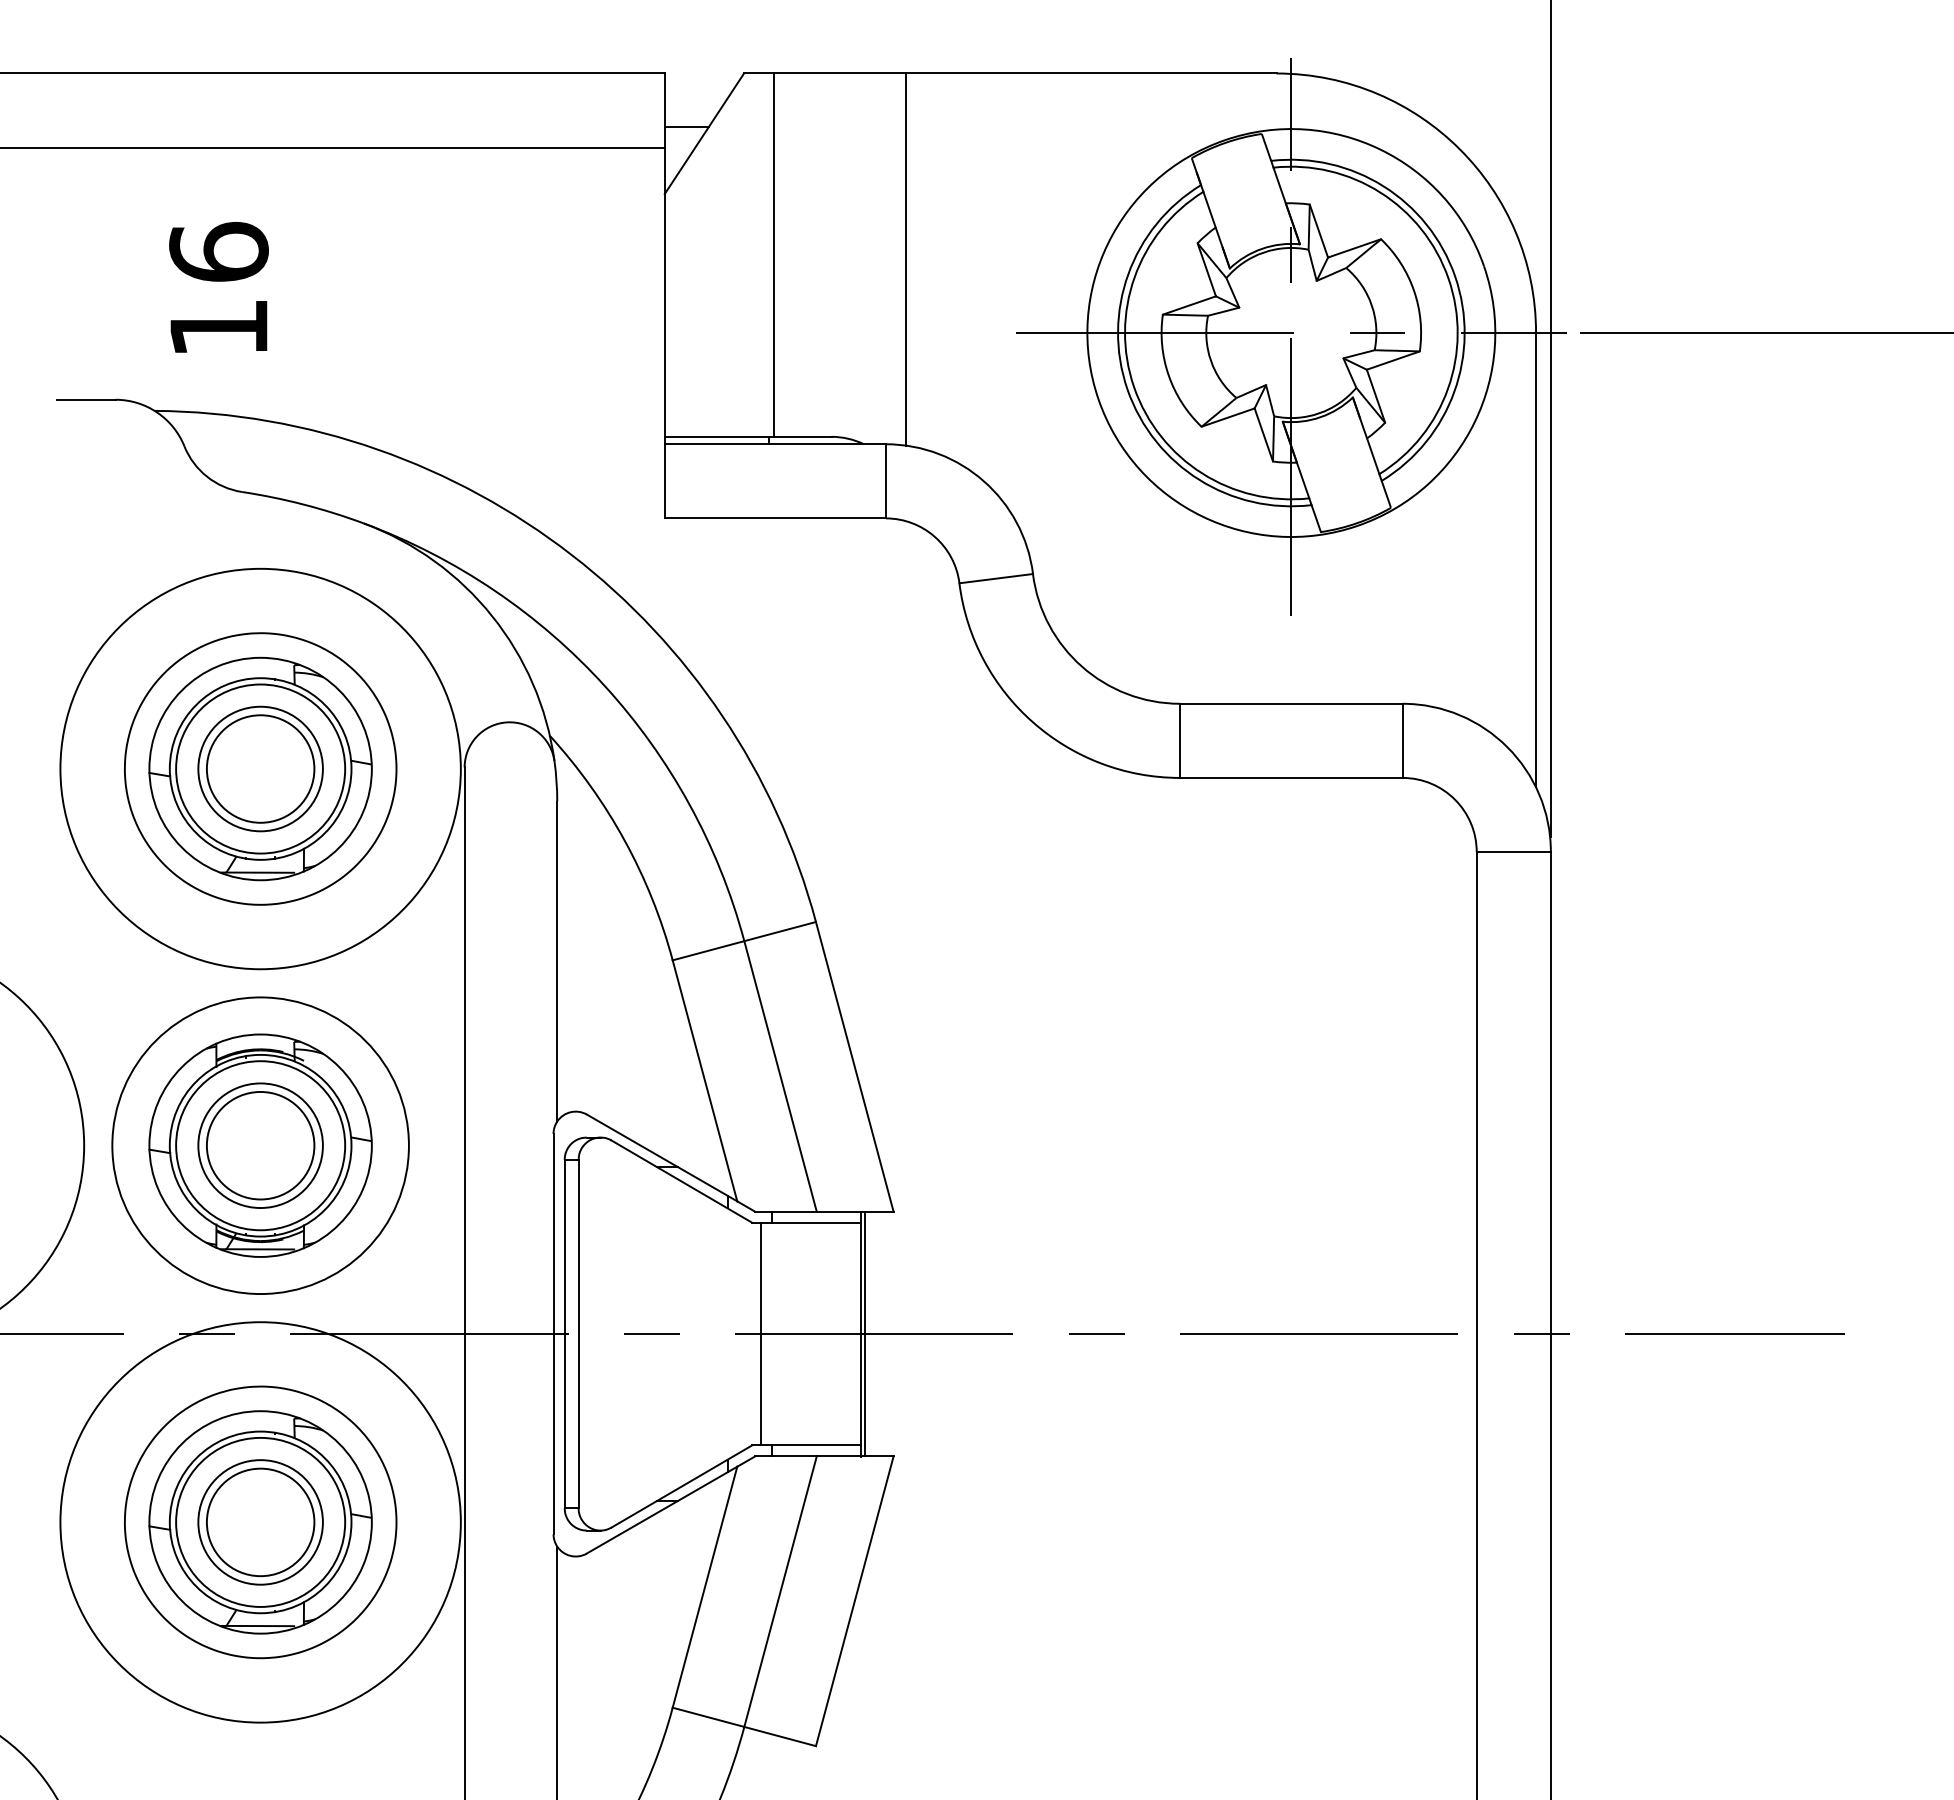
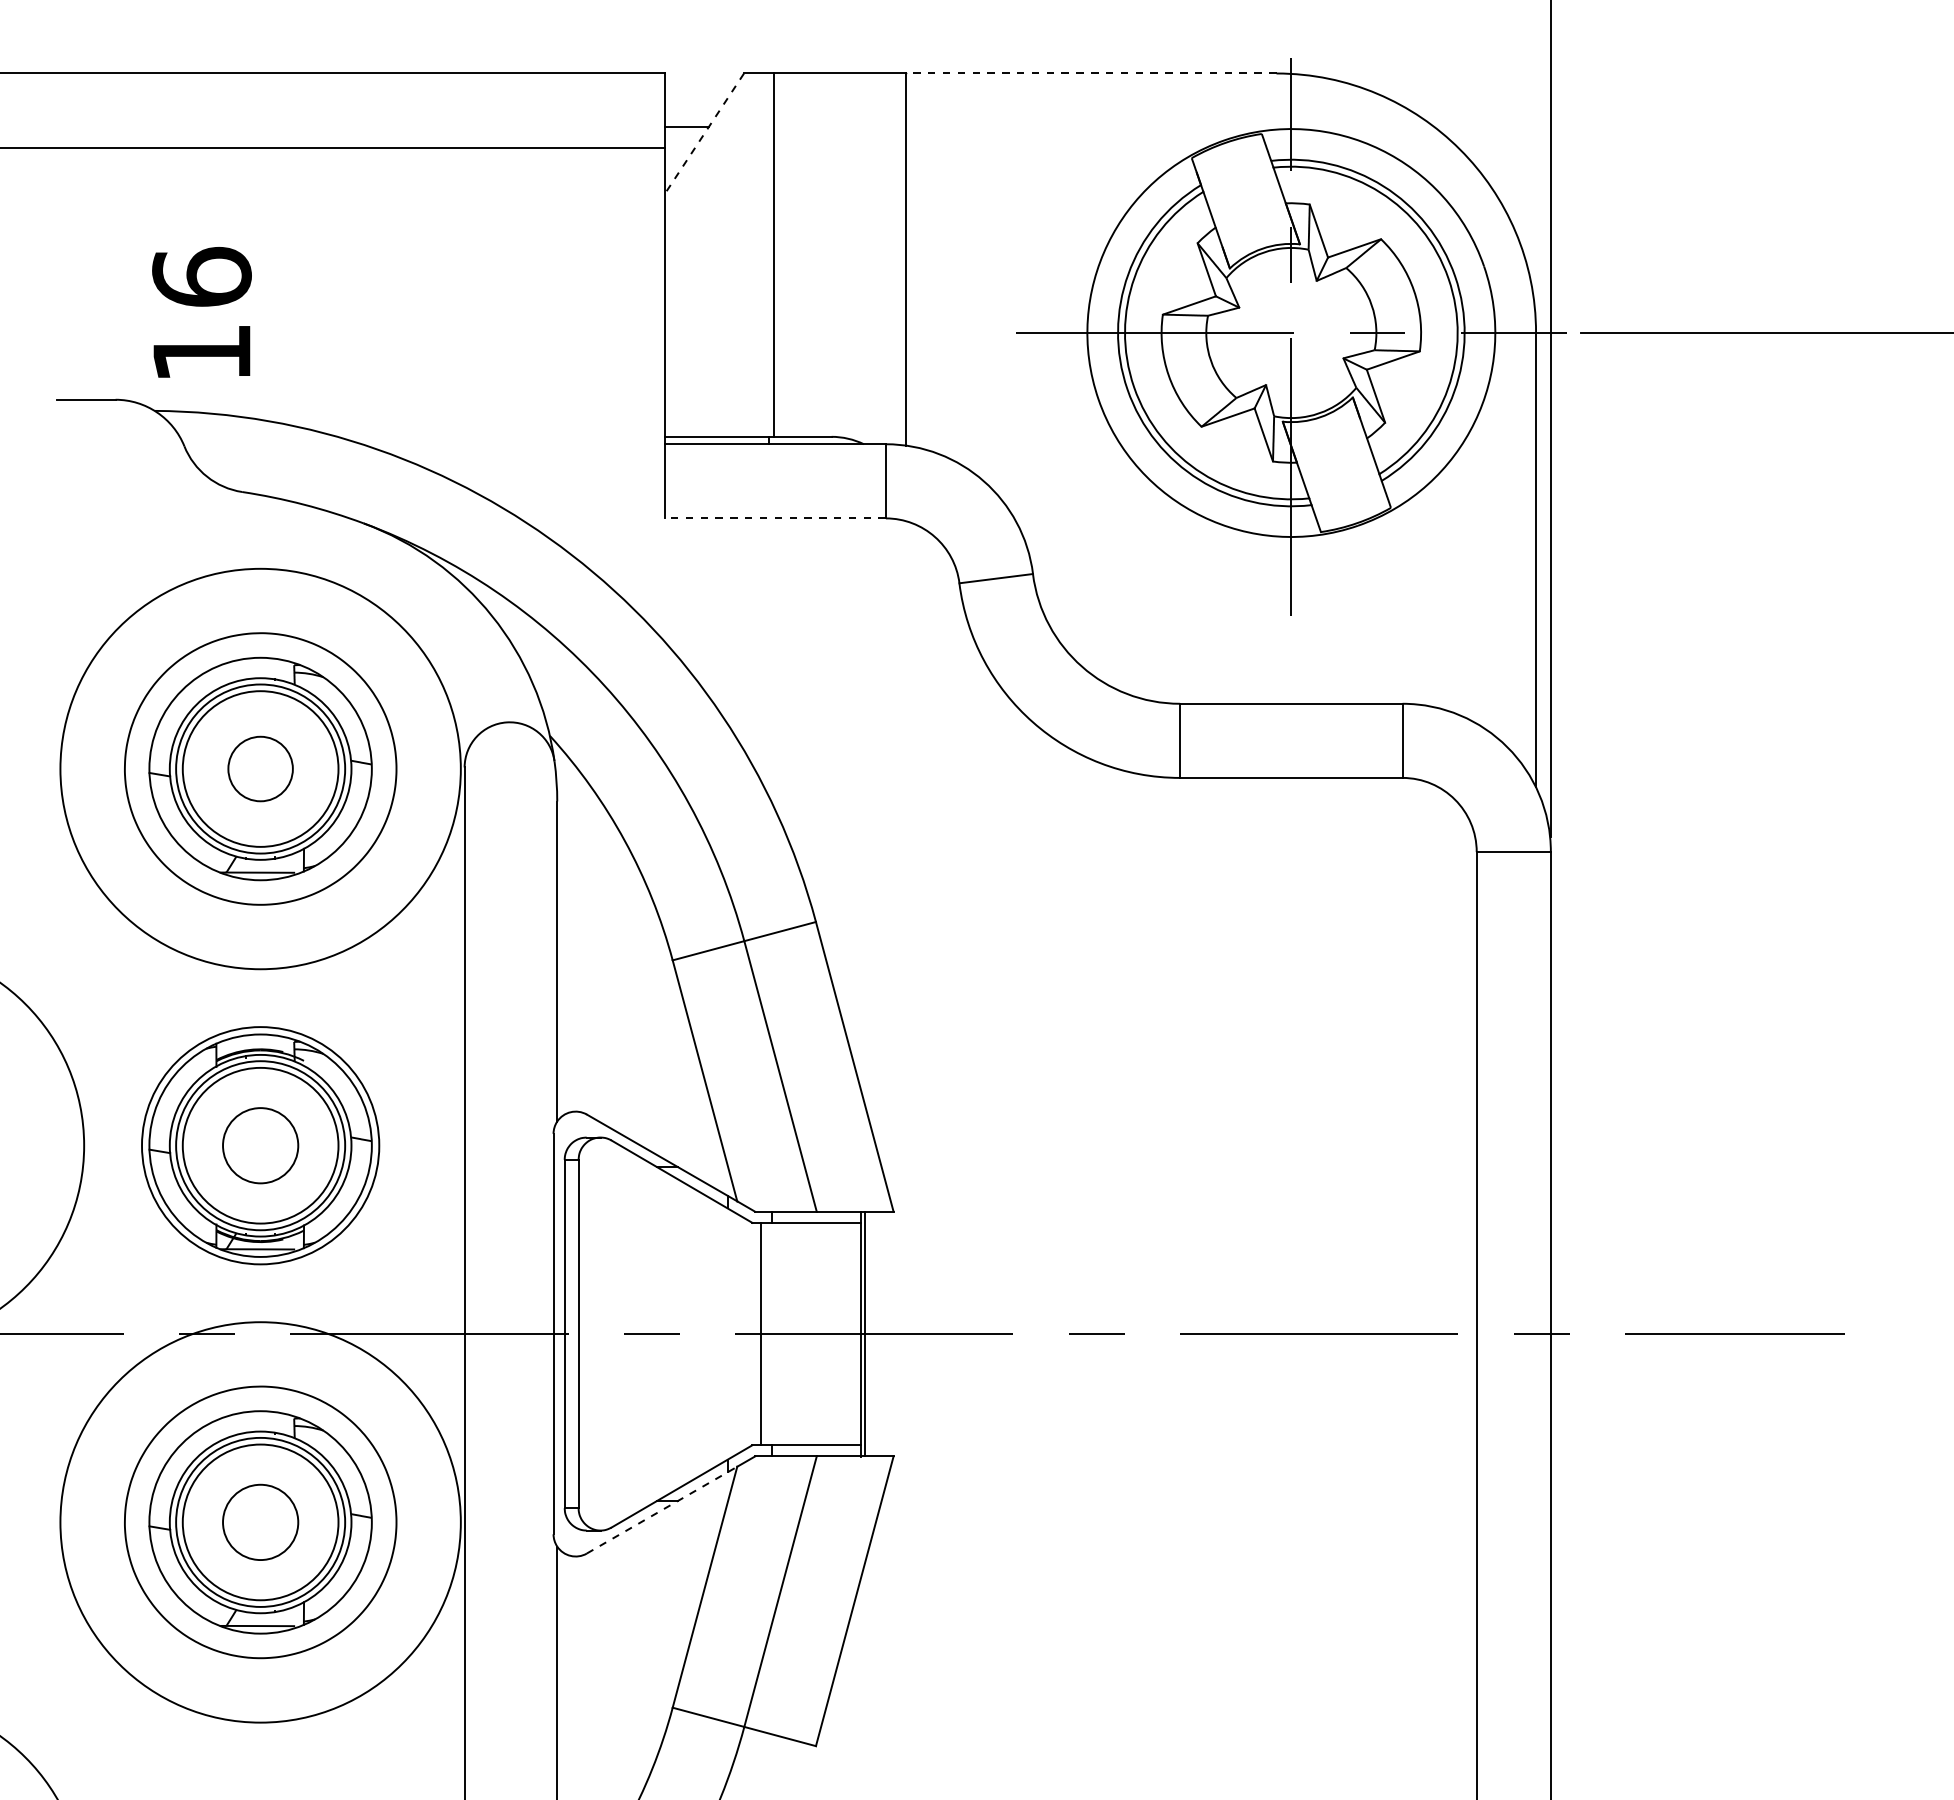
line: solid -> dashed (1090, 73)
line: solid -> dashed (704, 134)
text position: (218, 287) -> (201, 312) (201, 312)
line: solid -> dashed (775, 518)
circle diameter: 108 px -> 65 px (260, 768)
circle diameter: 125 px -> 156 px (260, 768)
circle diameter: 108 px -> 75 px (260, 1145)
circle diameter: 125 px -> 156 px (260, 1145)
circle diameter: 297 px -> 237 px (260, 1145)
line: solid -> dashed (662, 1510)
circle diameter: 108 px -> 75 px (260, 1522)
circle diameter: 125 px -> 156 px (260, 1522)
